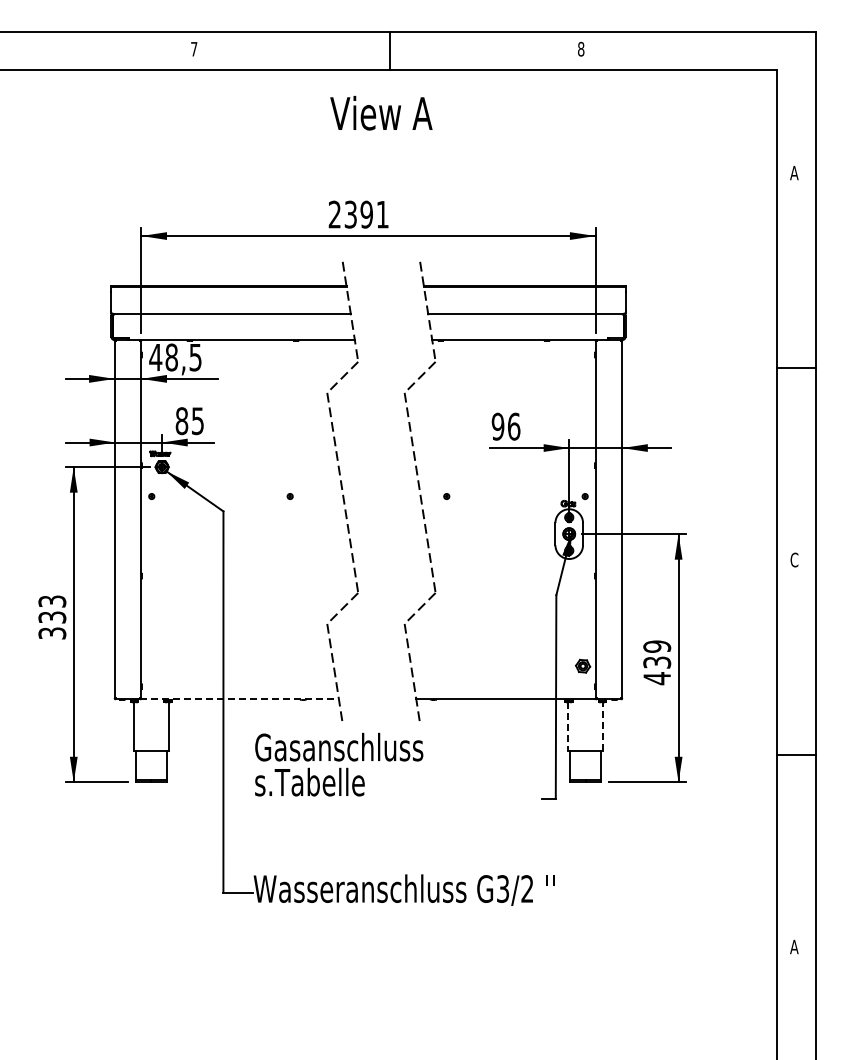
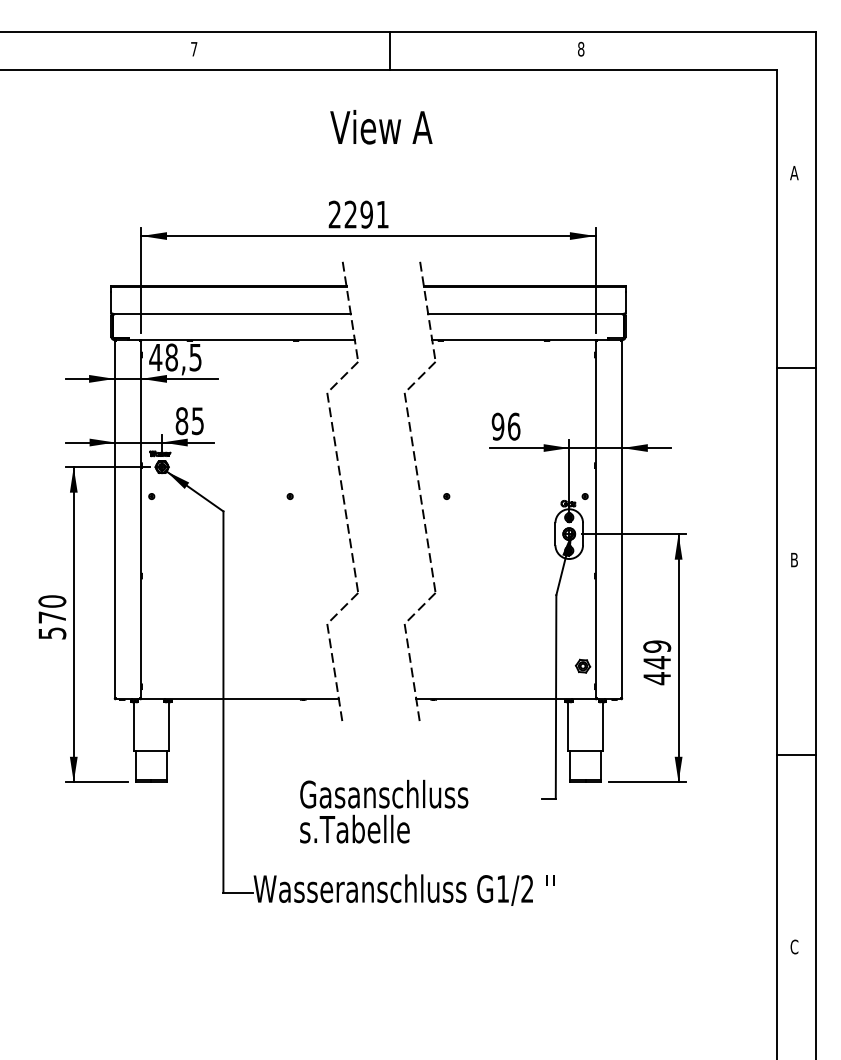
text position: (381, 113) -> (381, 127) (381, 127)
text: 2391 -> 2291 (350, 214)
text: C -> B (794, 559)
text: 333 -> 570 (52, 616)
text: 439 -> 449 (657, 662)
line: dashed -> solid (240, 699)
line: dashed -> solid (603, 726)
line: dashed -> solid (567, 727)
text position: (339, 764) -> (384, 811) (384, 811)
text: G3/2 -> G1/2 (502, 888)
text: A -> C (794, 946)
